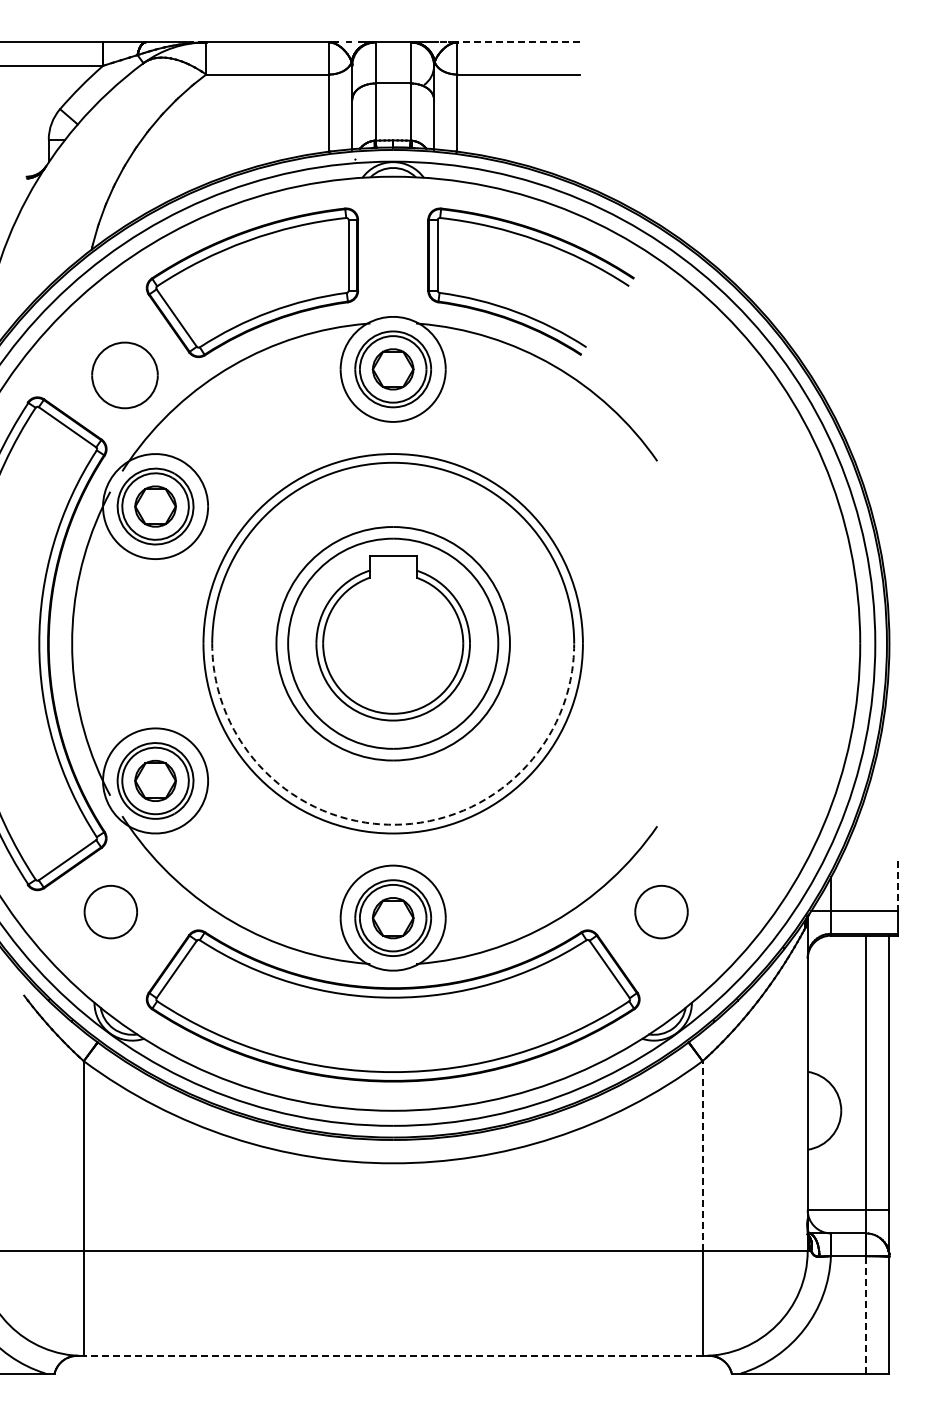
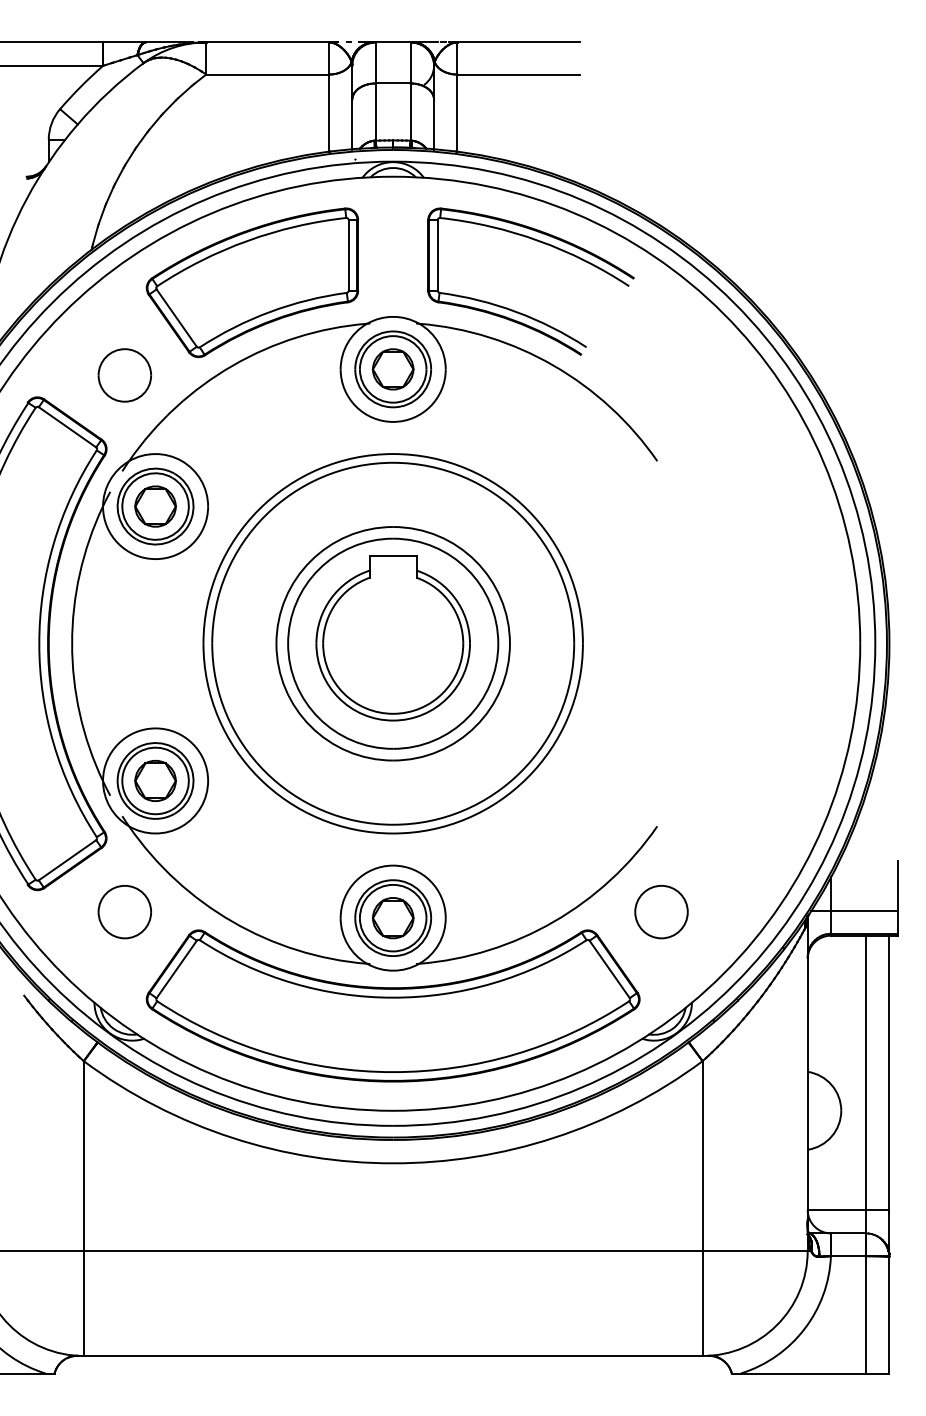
line: dashed -> solid (518, 42)
part size: 68x69 px -> 55x55 px (124, 375)
arc: dashed -> solid (393, 824)
line: dashed -> solid (898, 885)
part position: (110, 912) -> (124, 912) (124, 912)
line: dashed -> solid (702, 1156)
line: dashed -> solid (866, 1314)
line: dashed -> solid (392, 1356)
